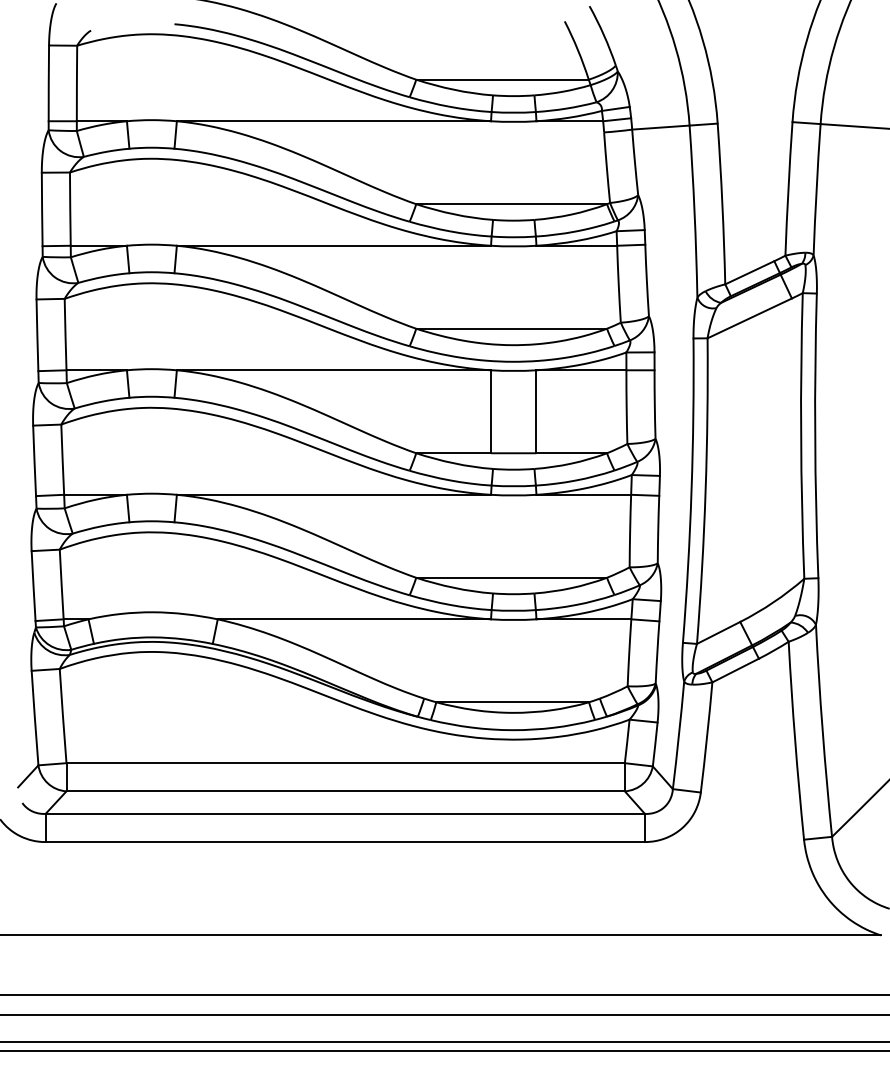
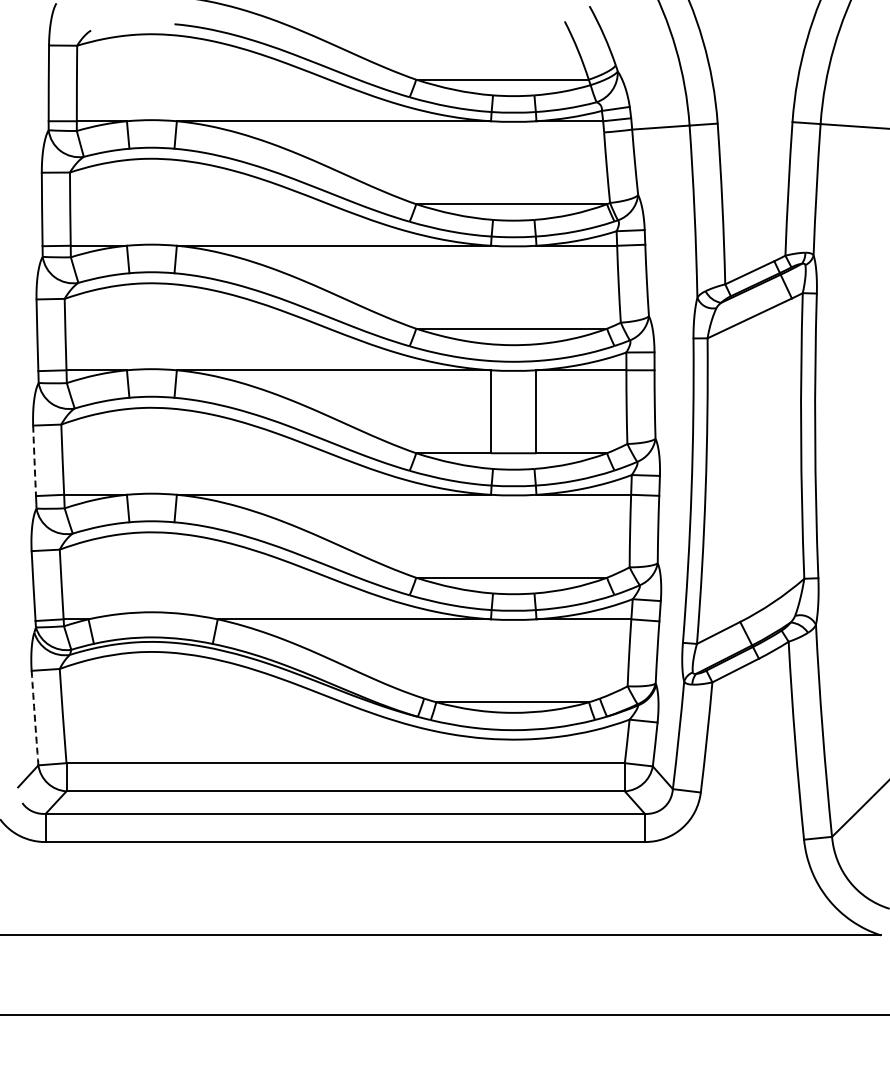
arc: solid -> dashed (34, 460)
arc: solid -> dashed (34, 718)
line: present -> none (444, 995)
line: present -> none (444, 1042)
line: present -> none (444, 1051)
